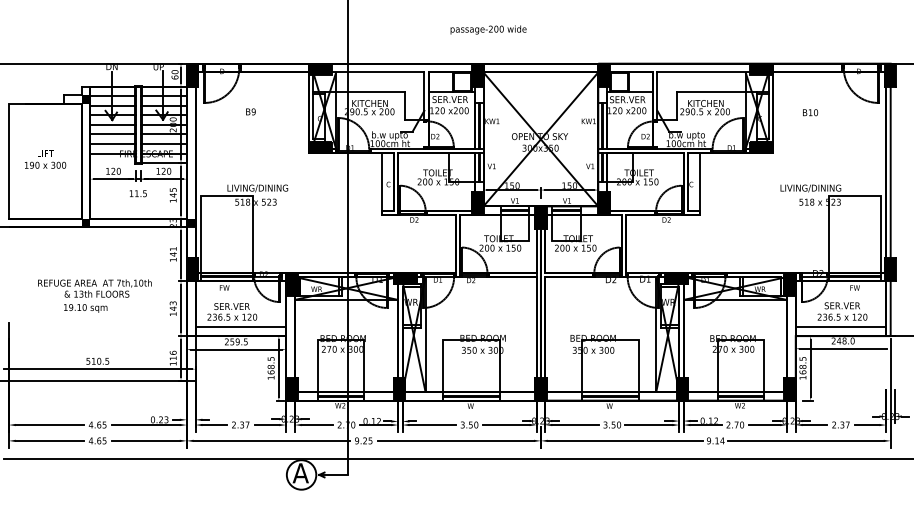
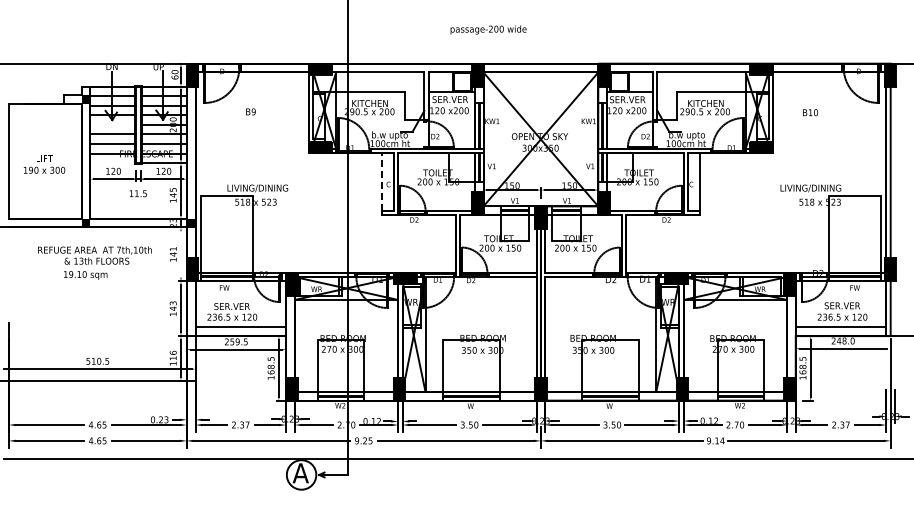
line: present -> none (113, 124)
text position: (45, 159) -> (44, 164) (44, 164)
line: solid -> dashed (382, 182)
line: present -> none (181, 254)
text position: (94, 295) -> (94, 262) (94, 262)
